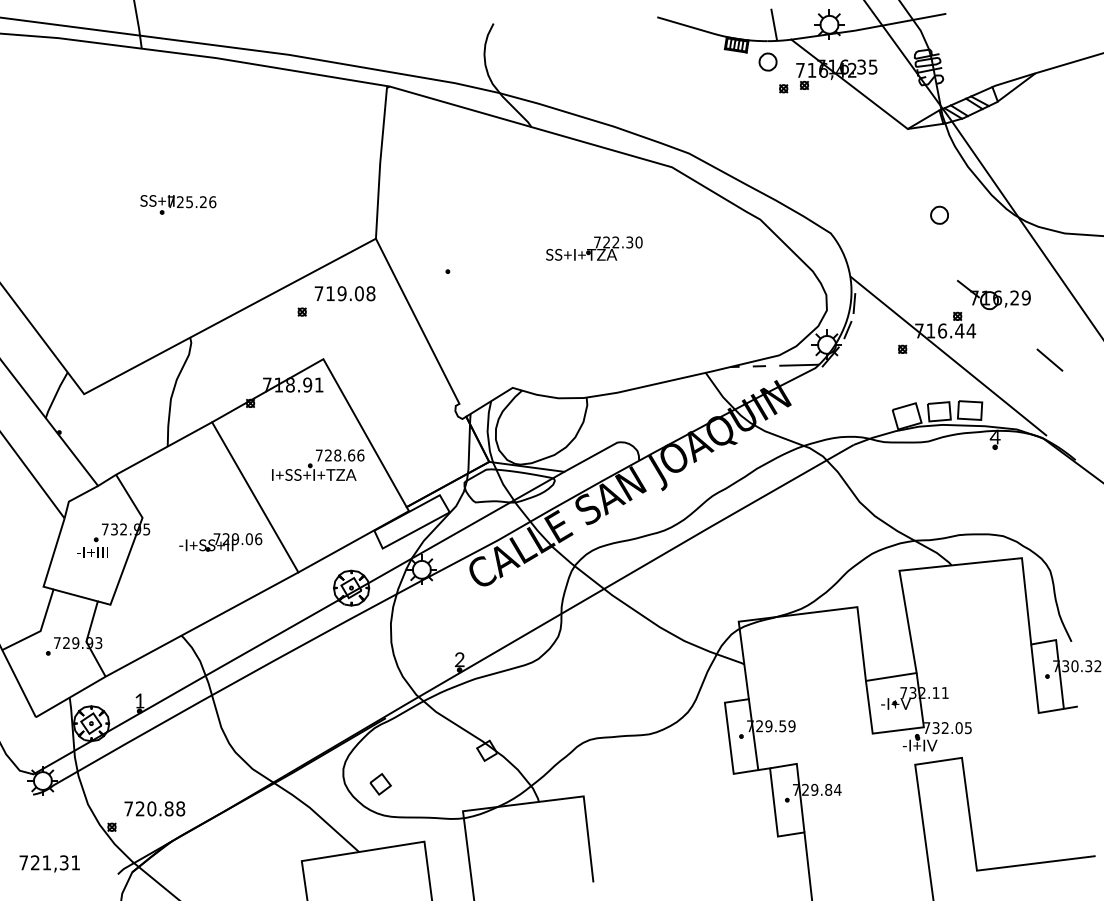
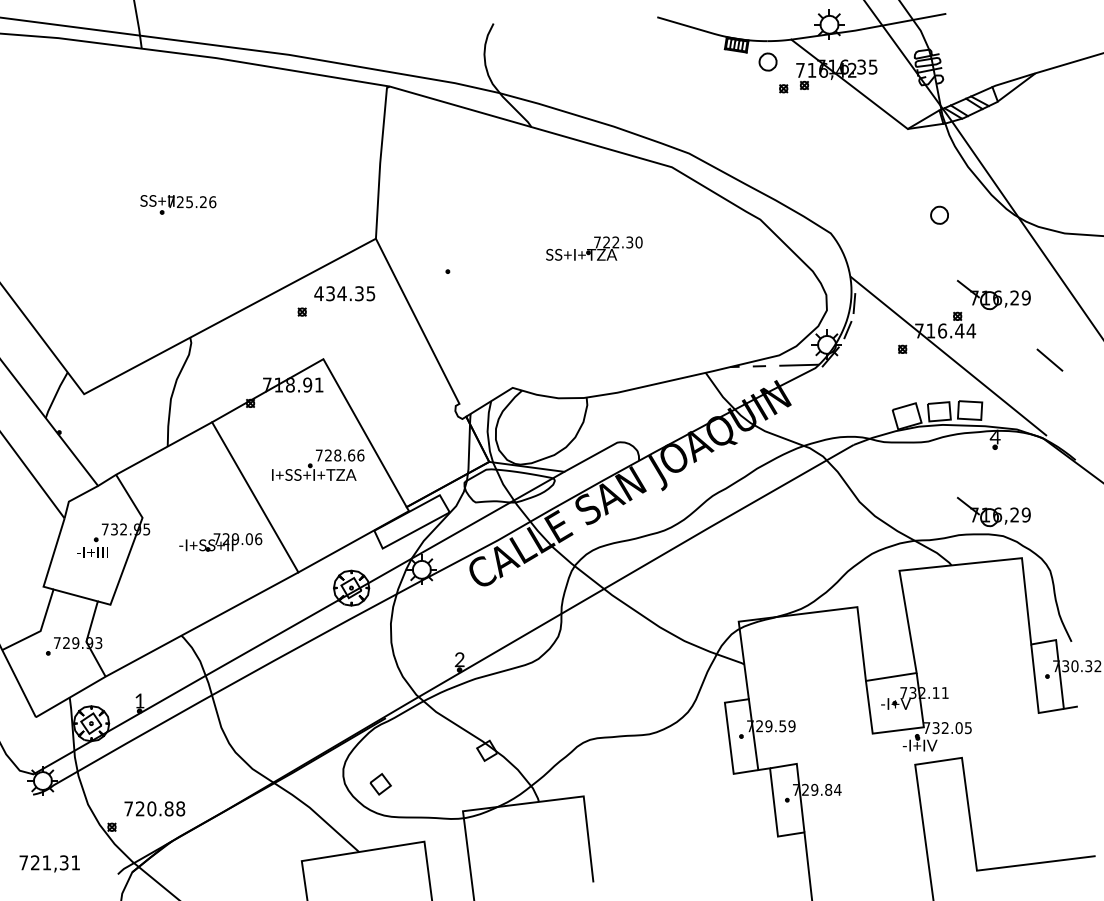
line: present -> none (774, 24)
text: 719.08 -> 434.35 (344, 293)
part: none -> present (993, 511)
